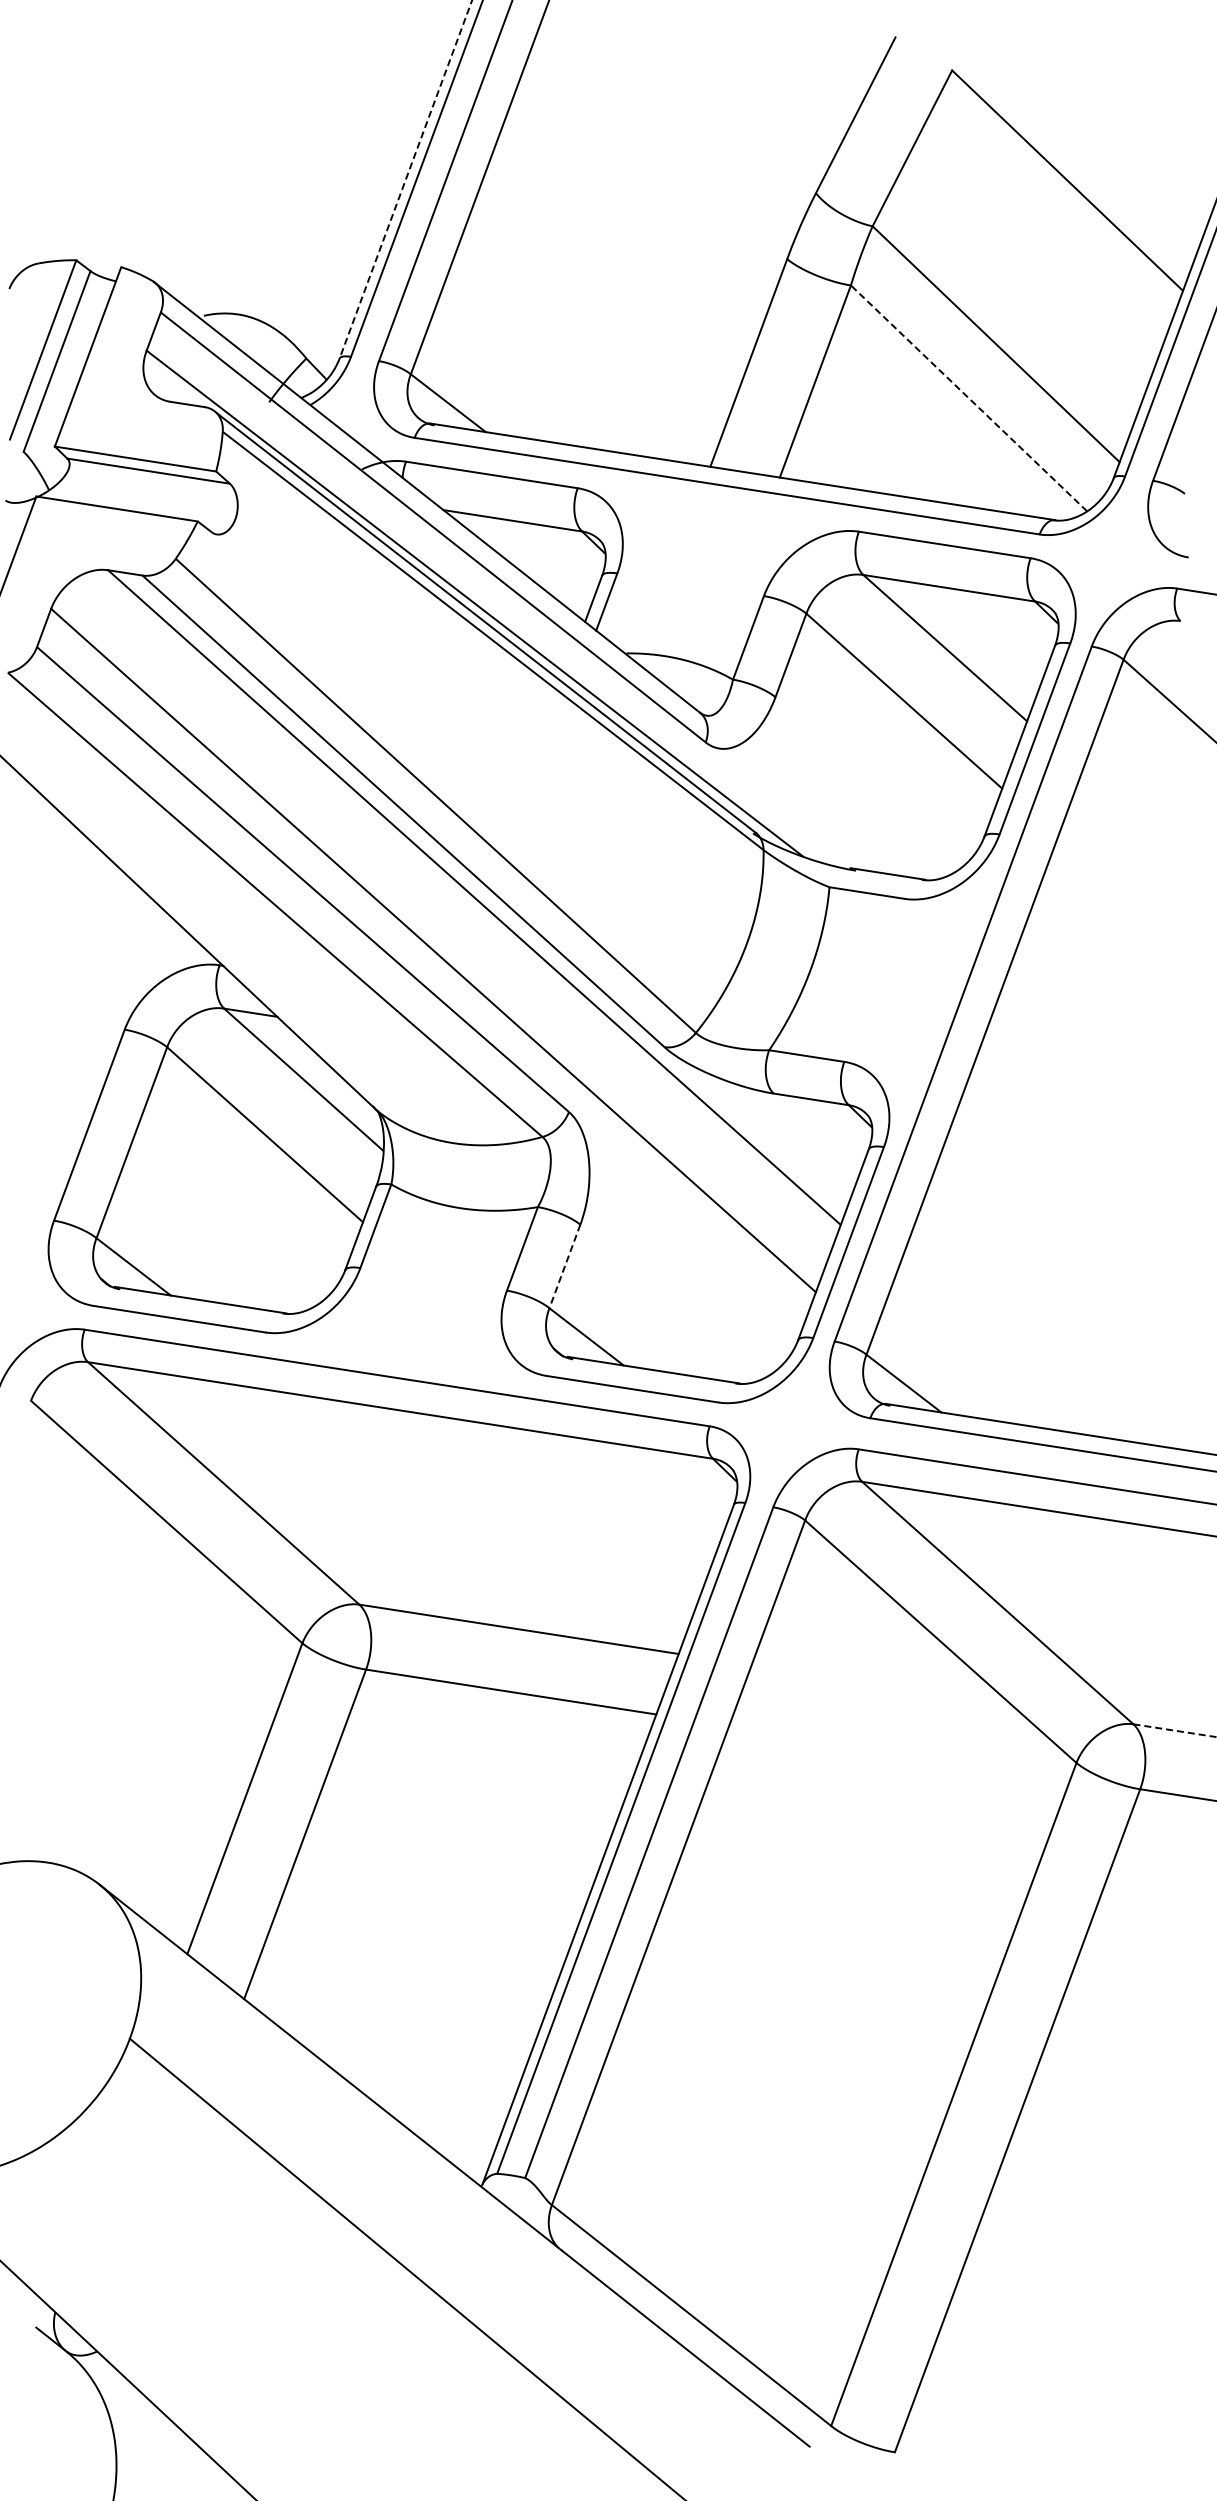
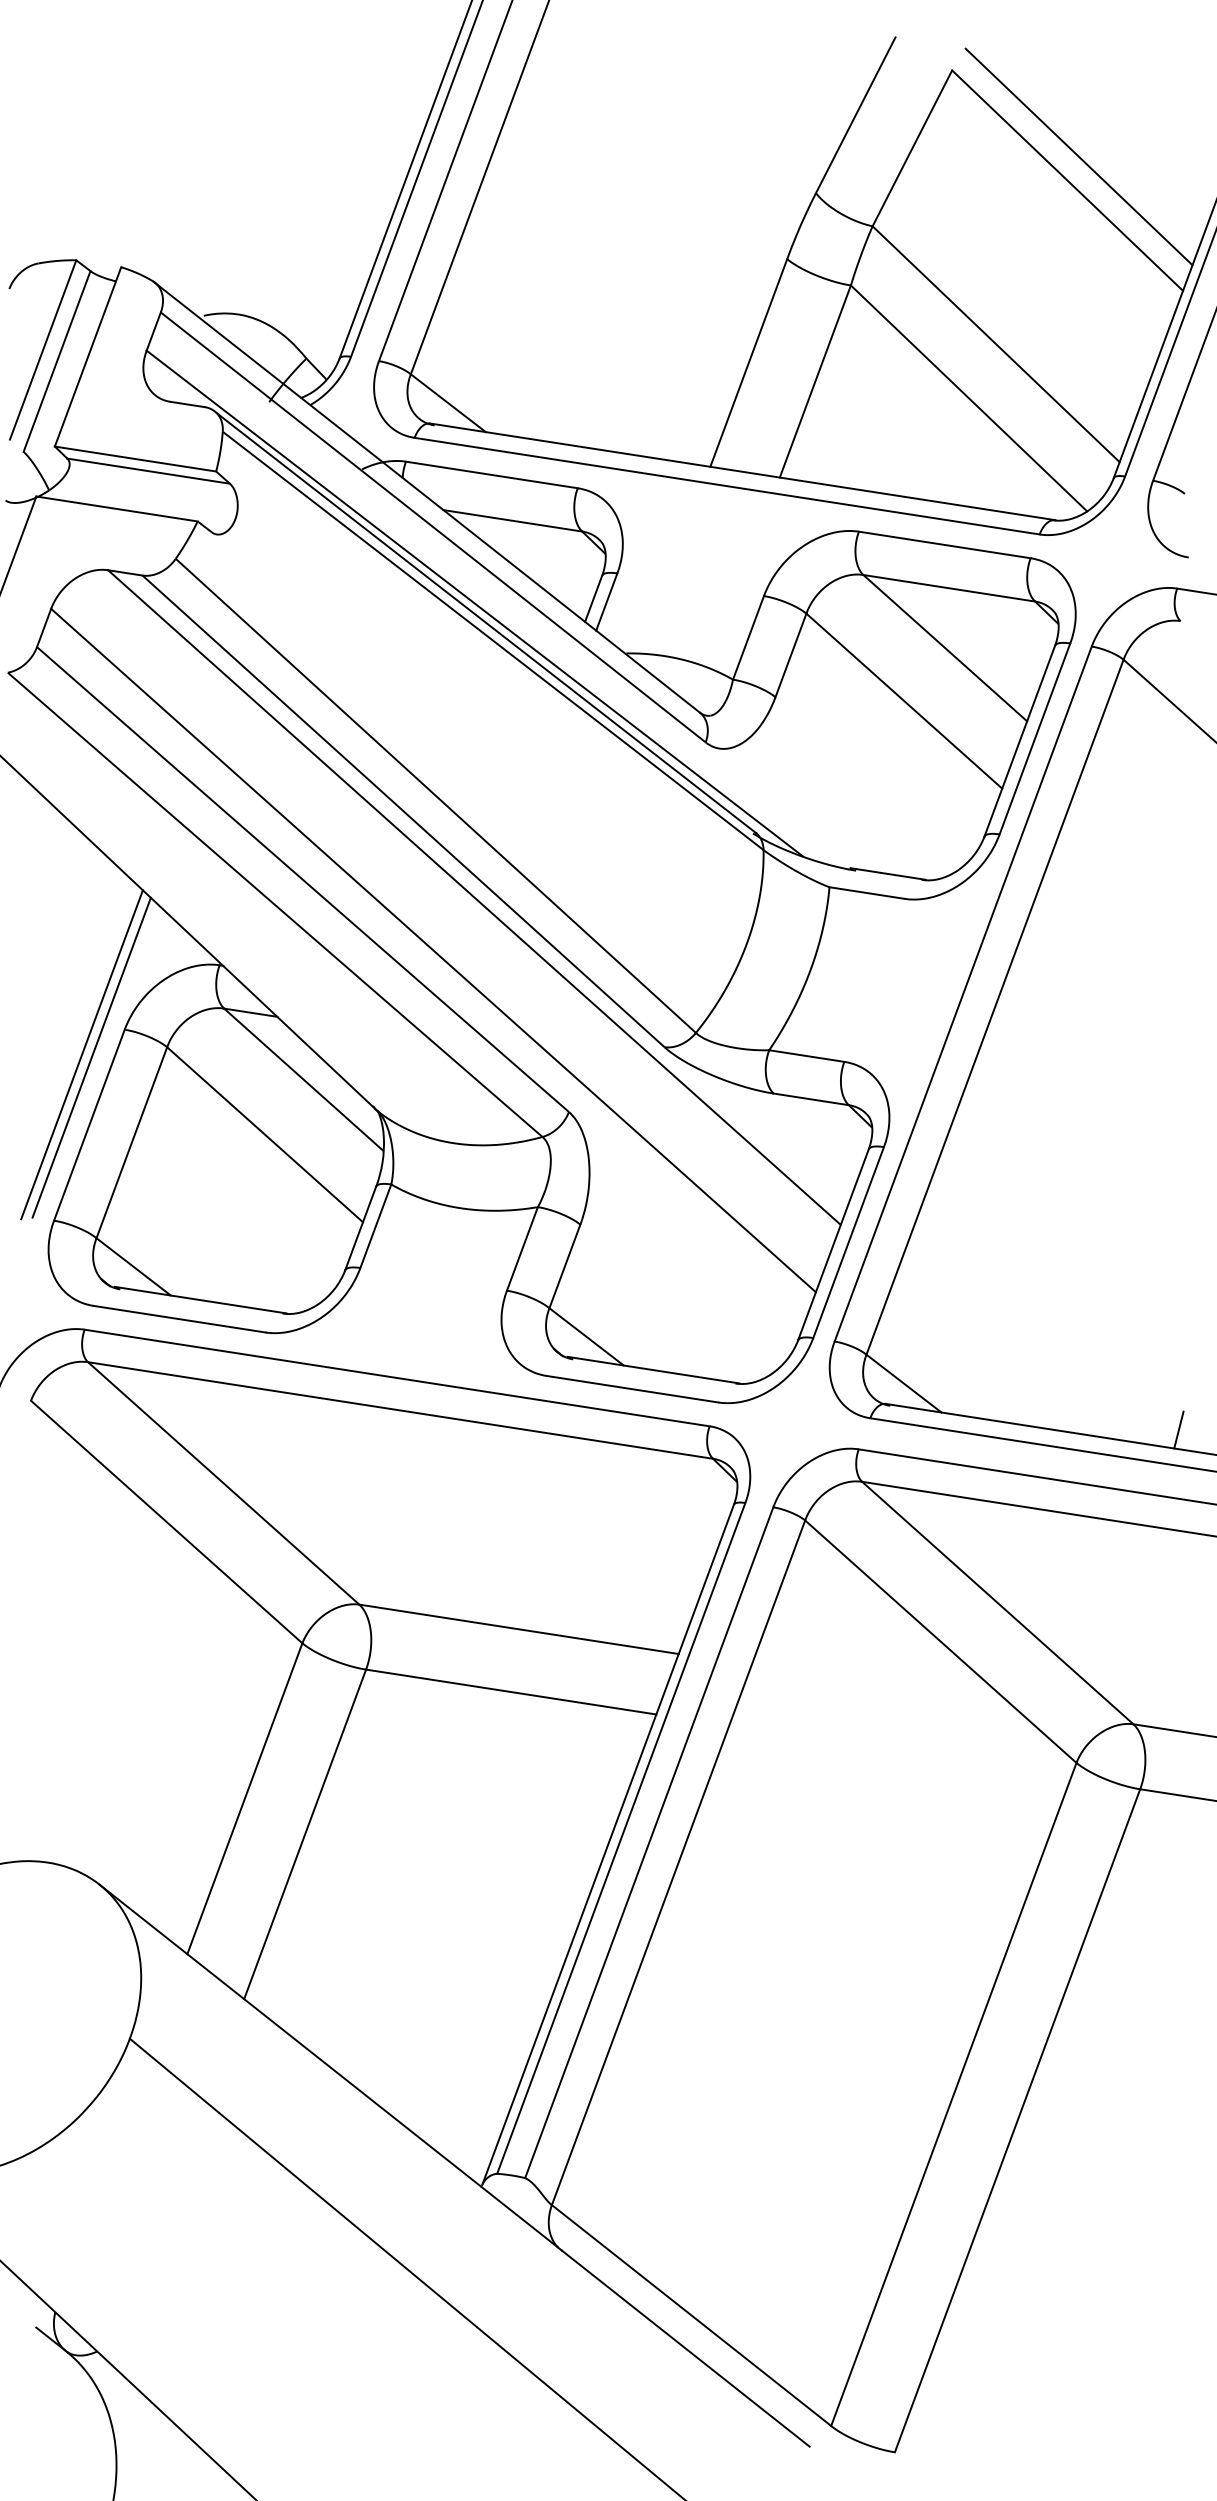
line: none -> present (1078, 156)
line: dashed -> solid (405, 179)
line: dashed -> solid (968, 398)
line: none -> present (81, 1054)
line: none -> present (91, 1057)
line: dashed -> solid (564, 1266)
line: none -> present (1178, 1429)
line: dashed -> solid (1174, 1730)
